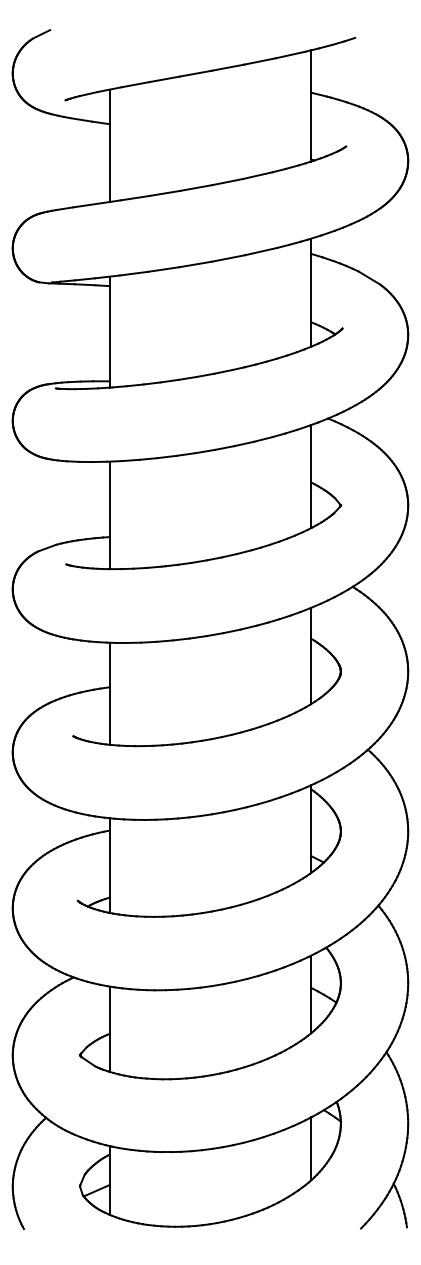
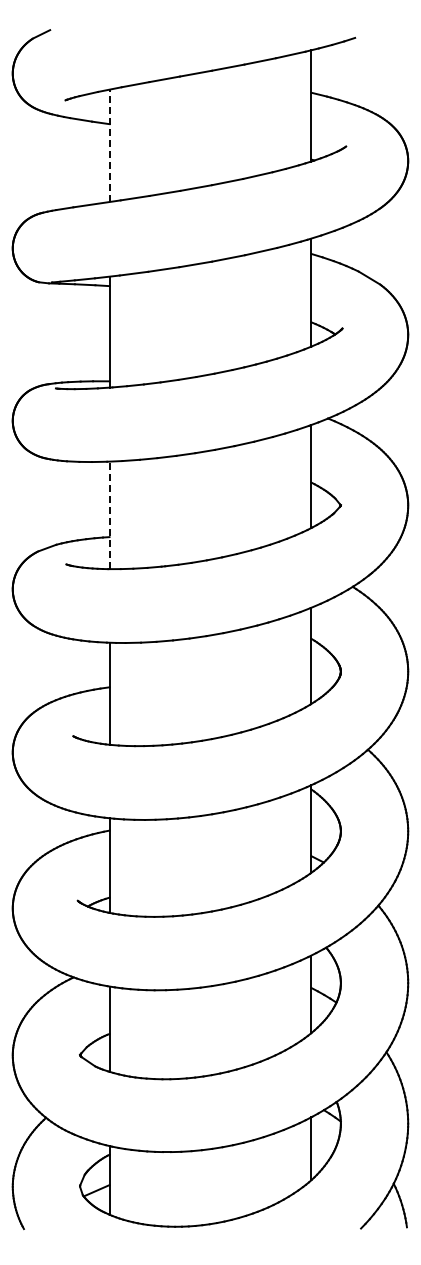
line: solid -> dashed (109, 145)
line: solid -> dashed (109, 515)
